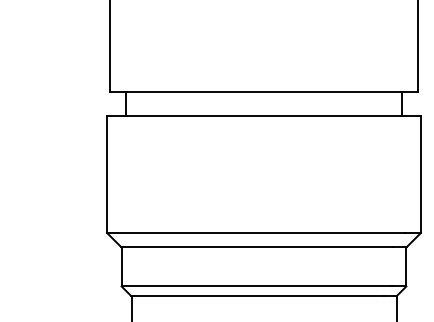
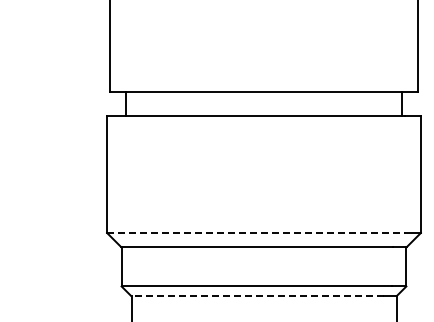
line: solid -> dashed (256, 233)
line: solid -> dashed (256, 295)
